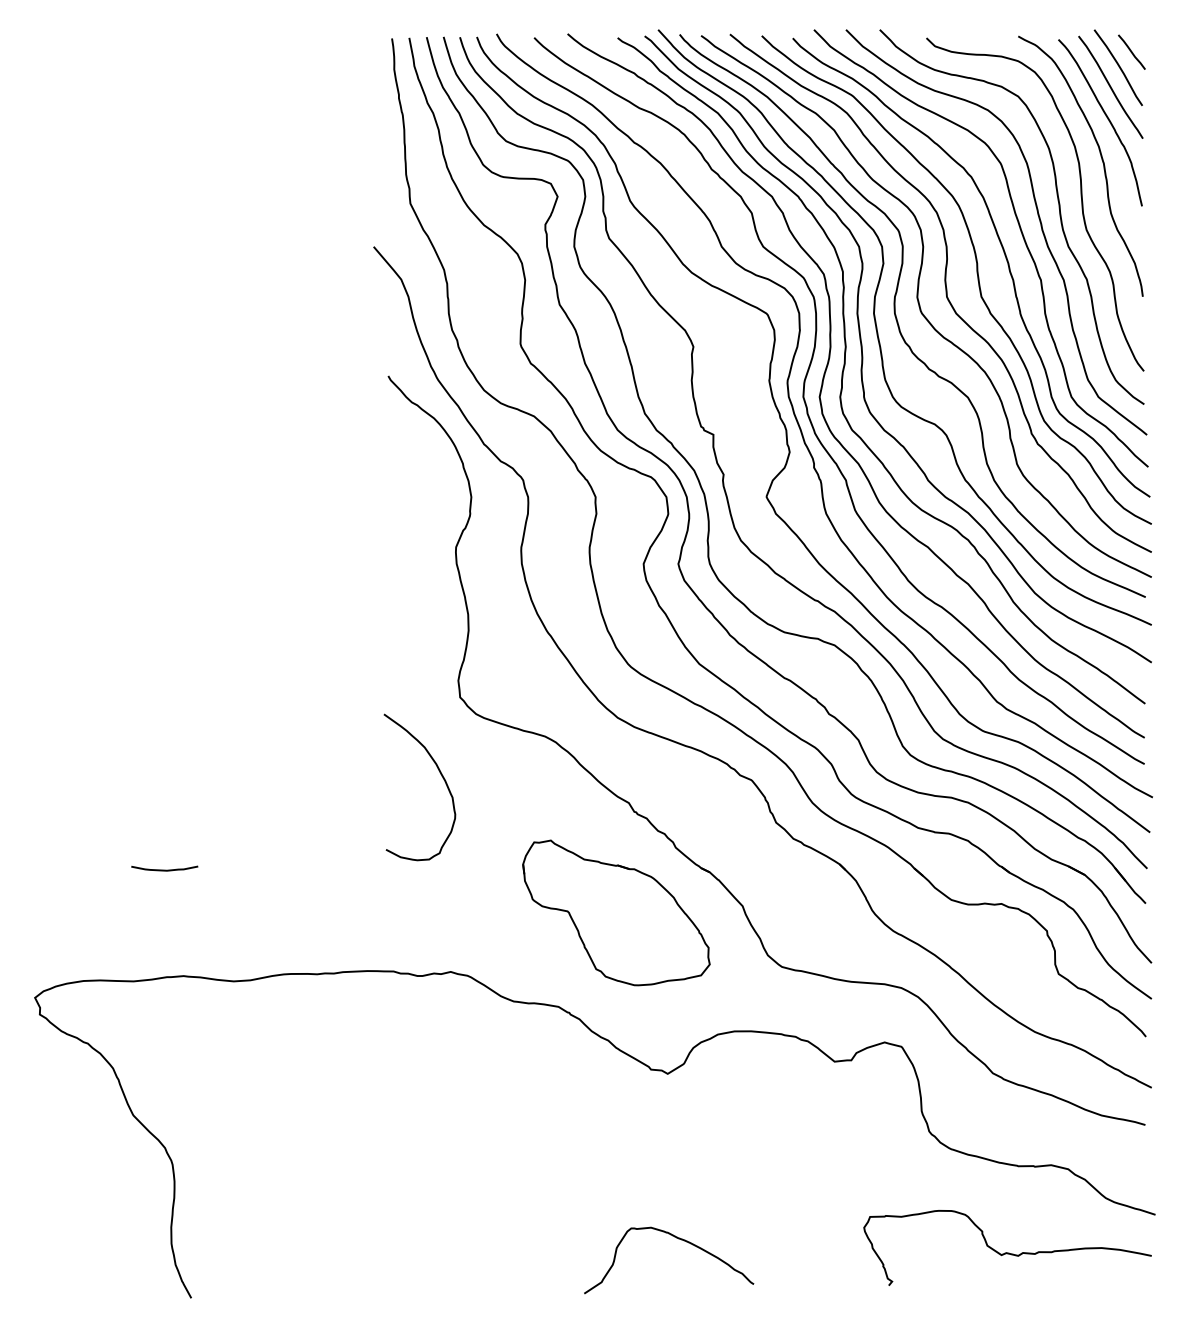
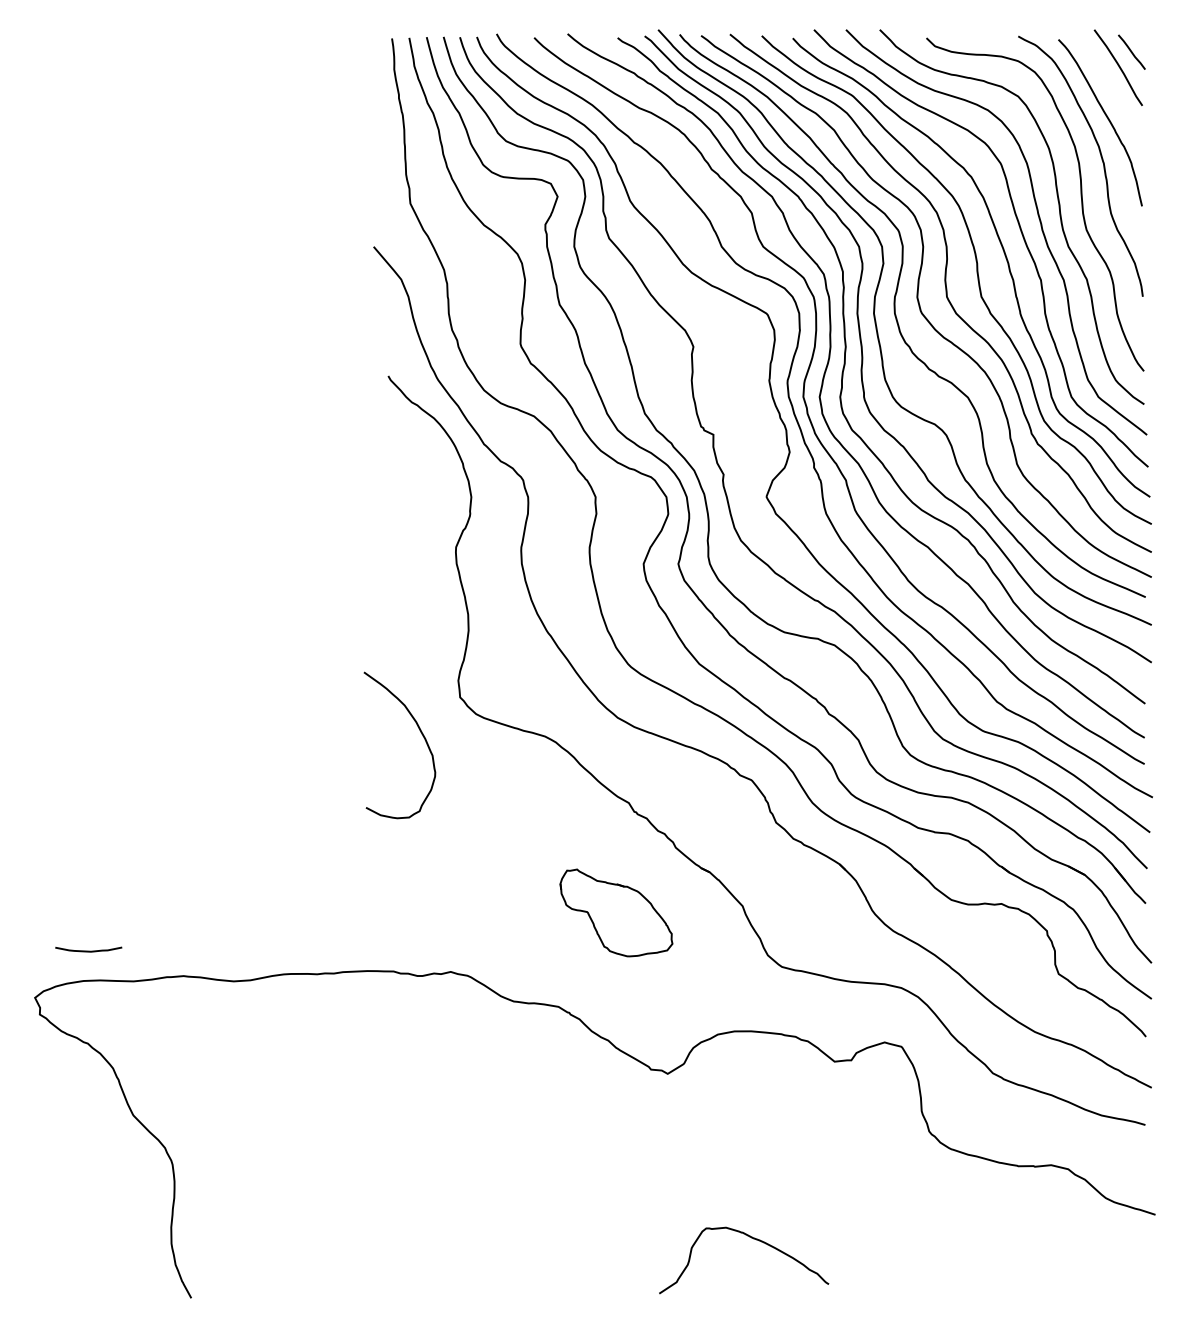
curve: present -> none (1110, 86)
curve position: (441, 776) -> (421, 734) (421, 734)
curve position: (164, 869) -> (88, 950) (88, 950)
part size: 189x148 px -> 115x90 px (616, 912)
curve position: (678, 1239) -> (753, 1239) (753, 1239)
curve: present -> none (1007, 1252)
